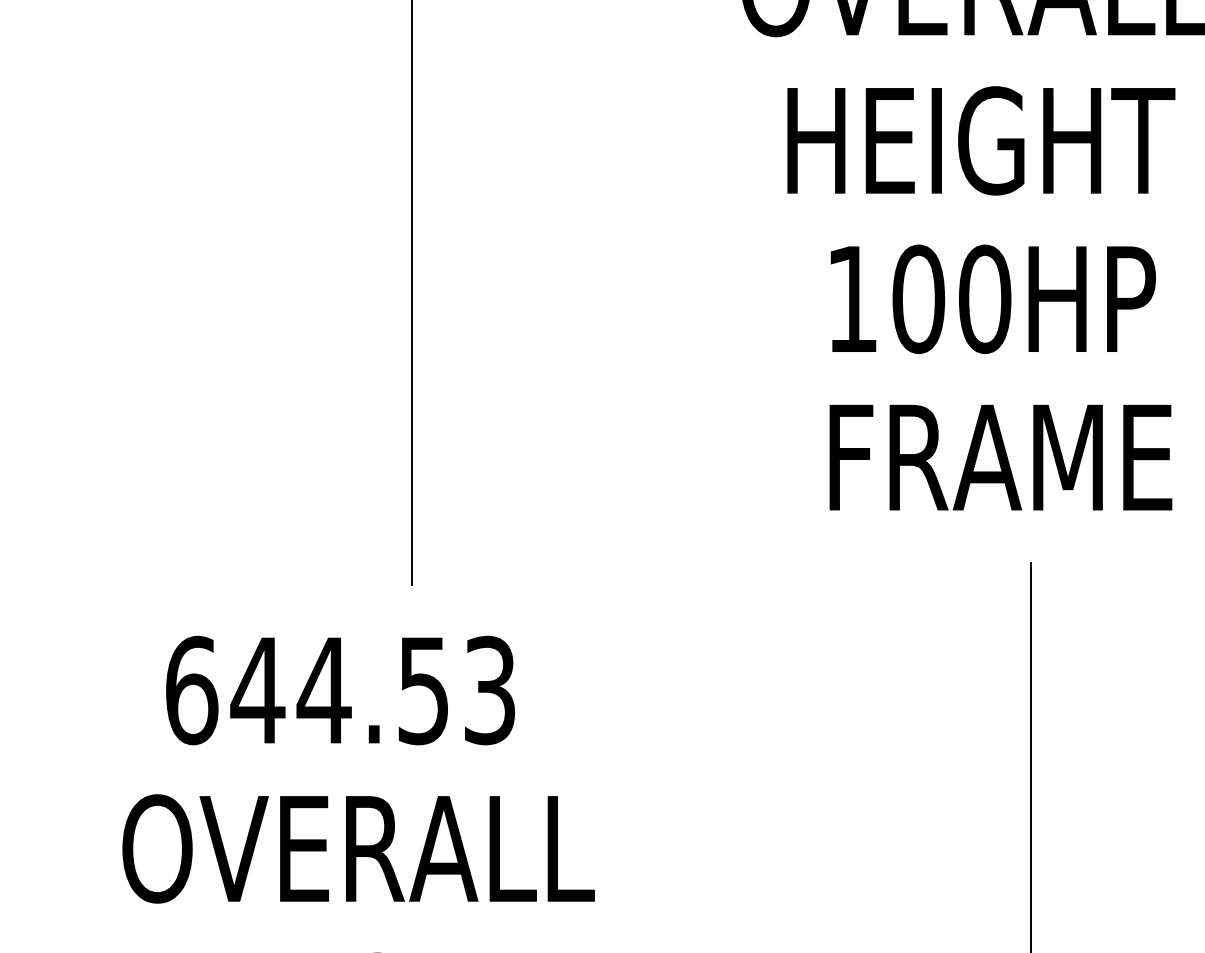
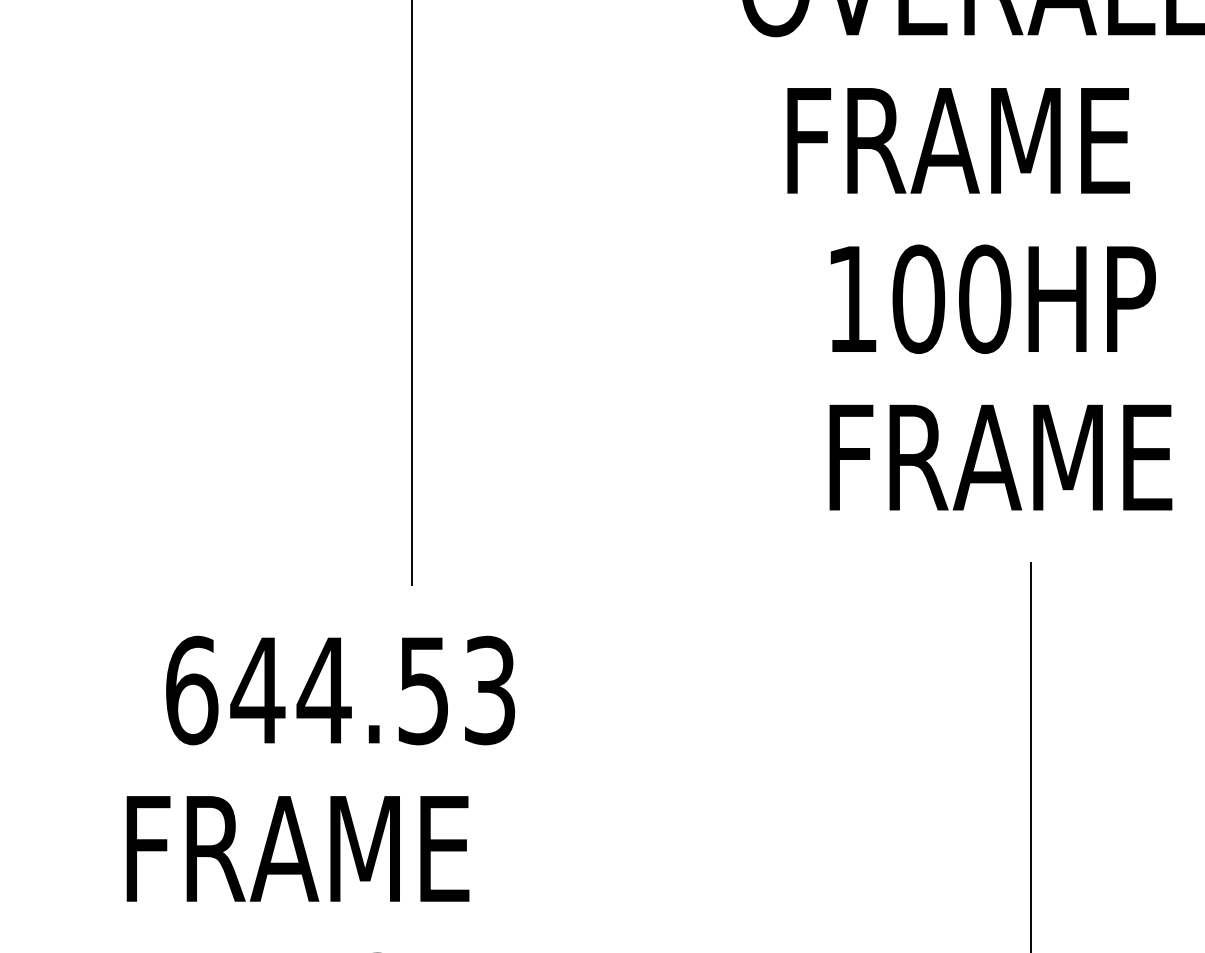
text: HEIGHT -> FRAME (986, 140)
text: OVERALL -> FRAME (358, 848)
